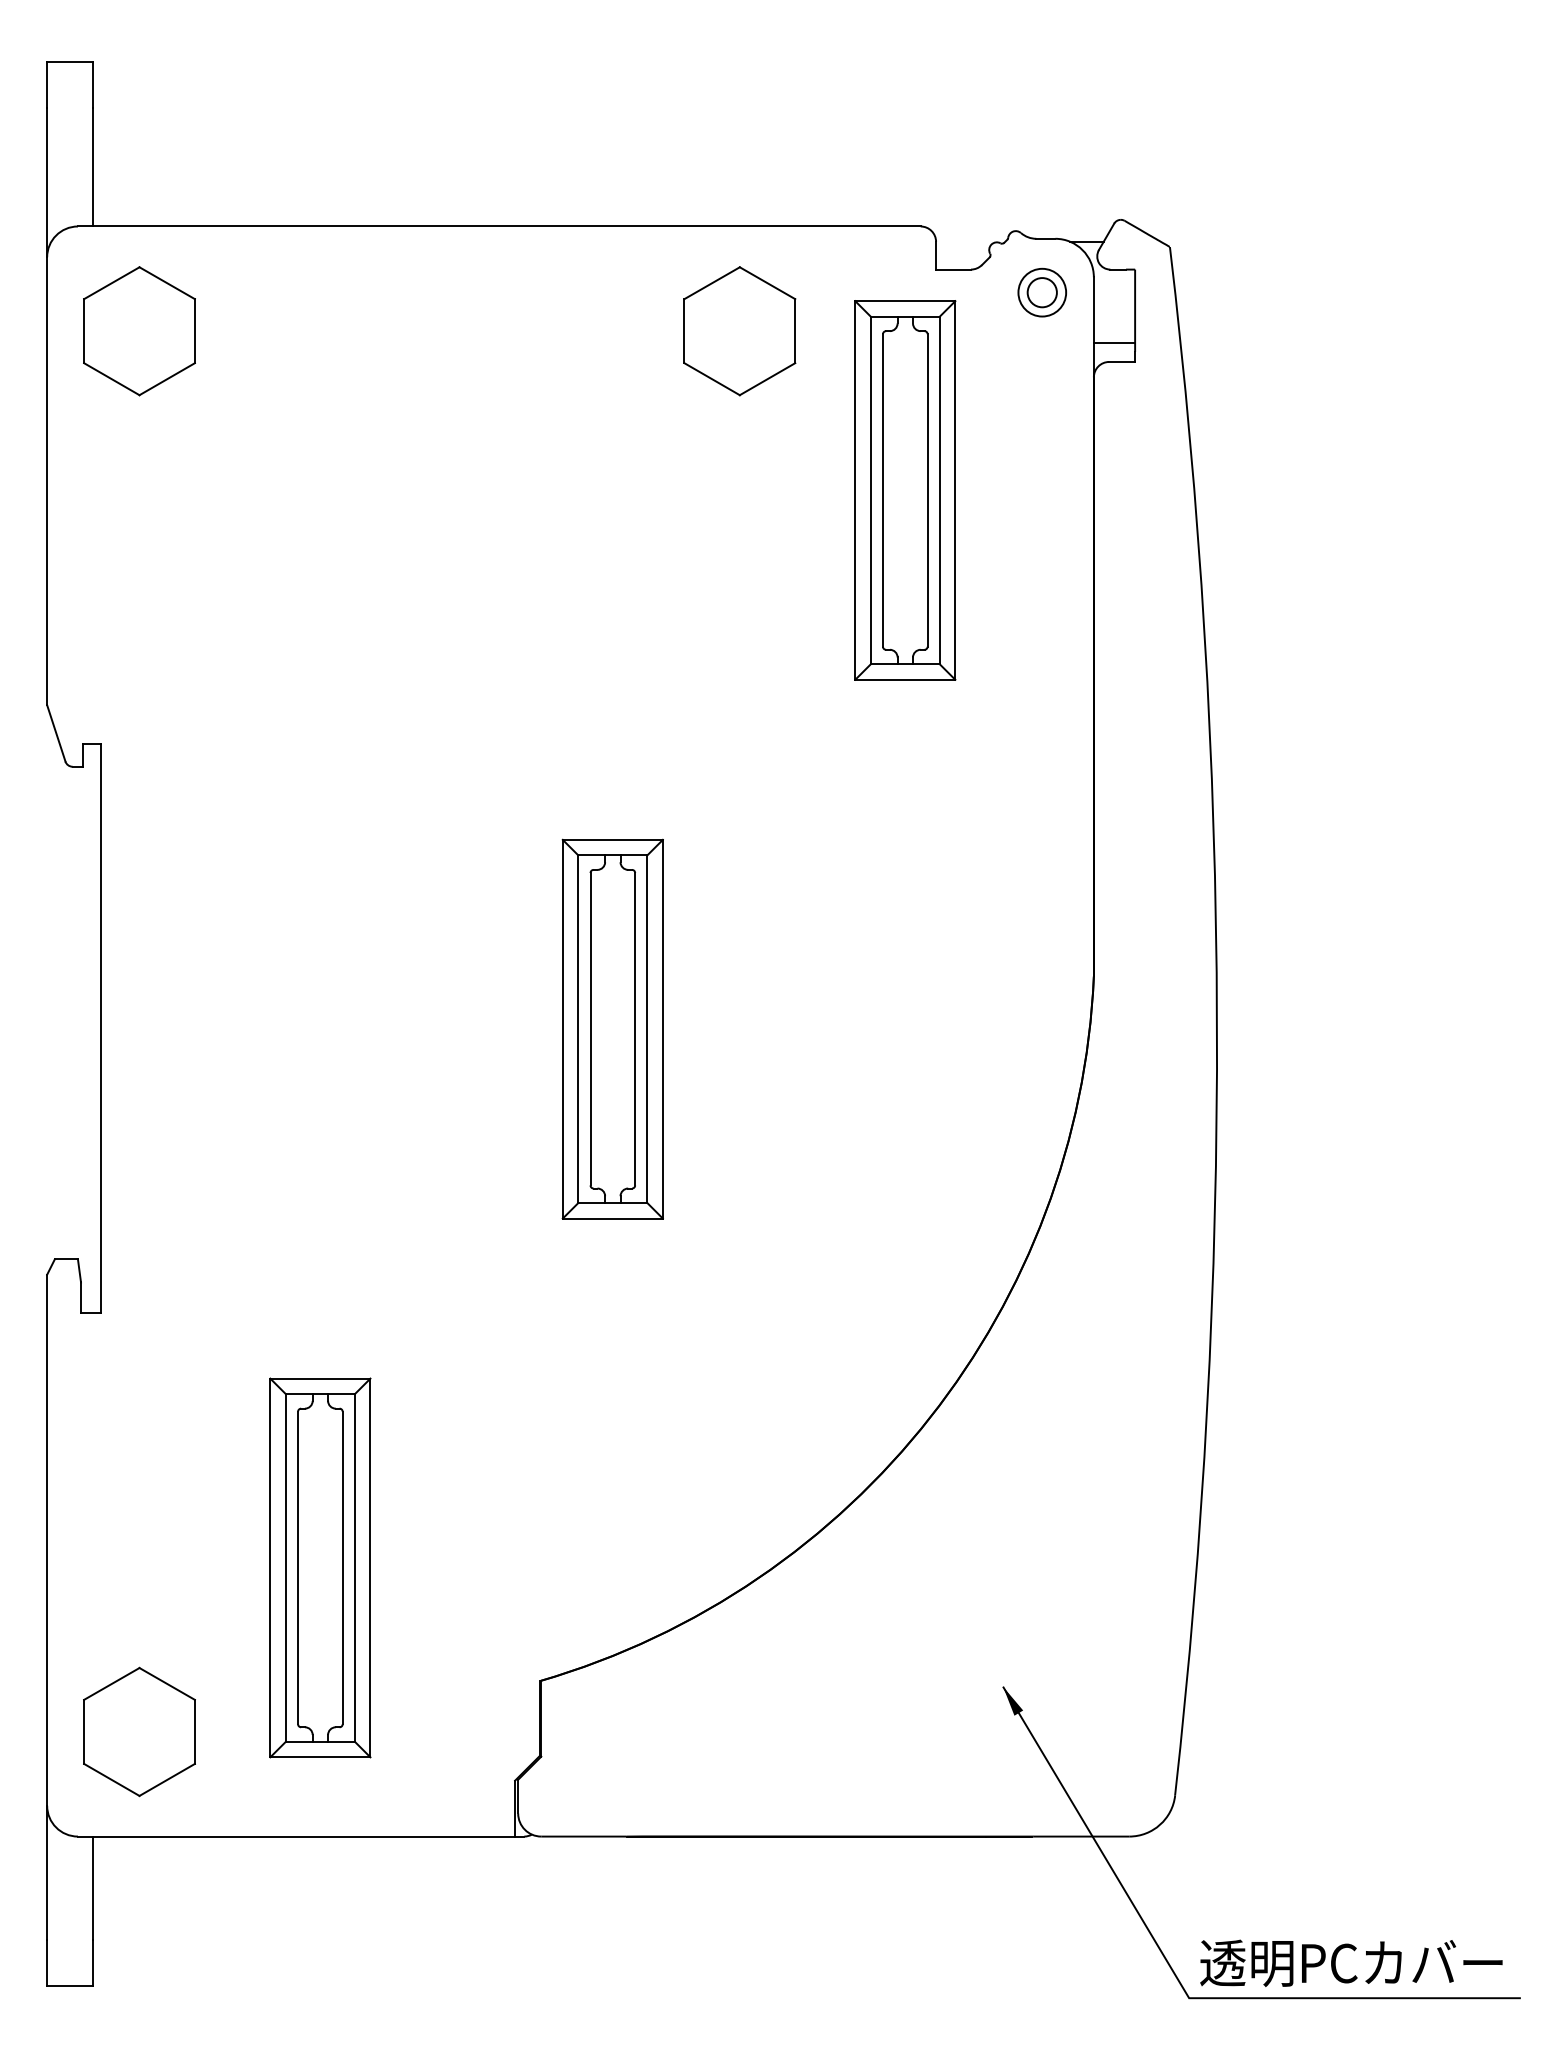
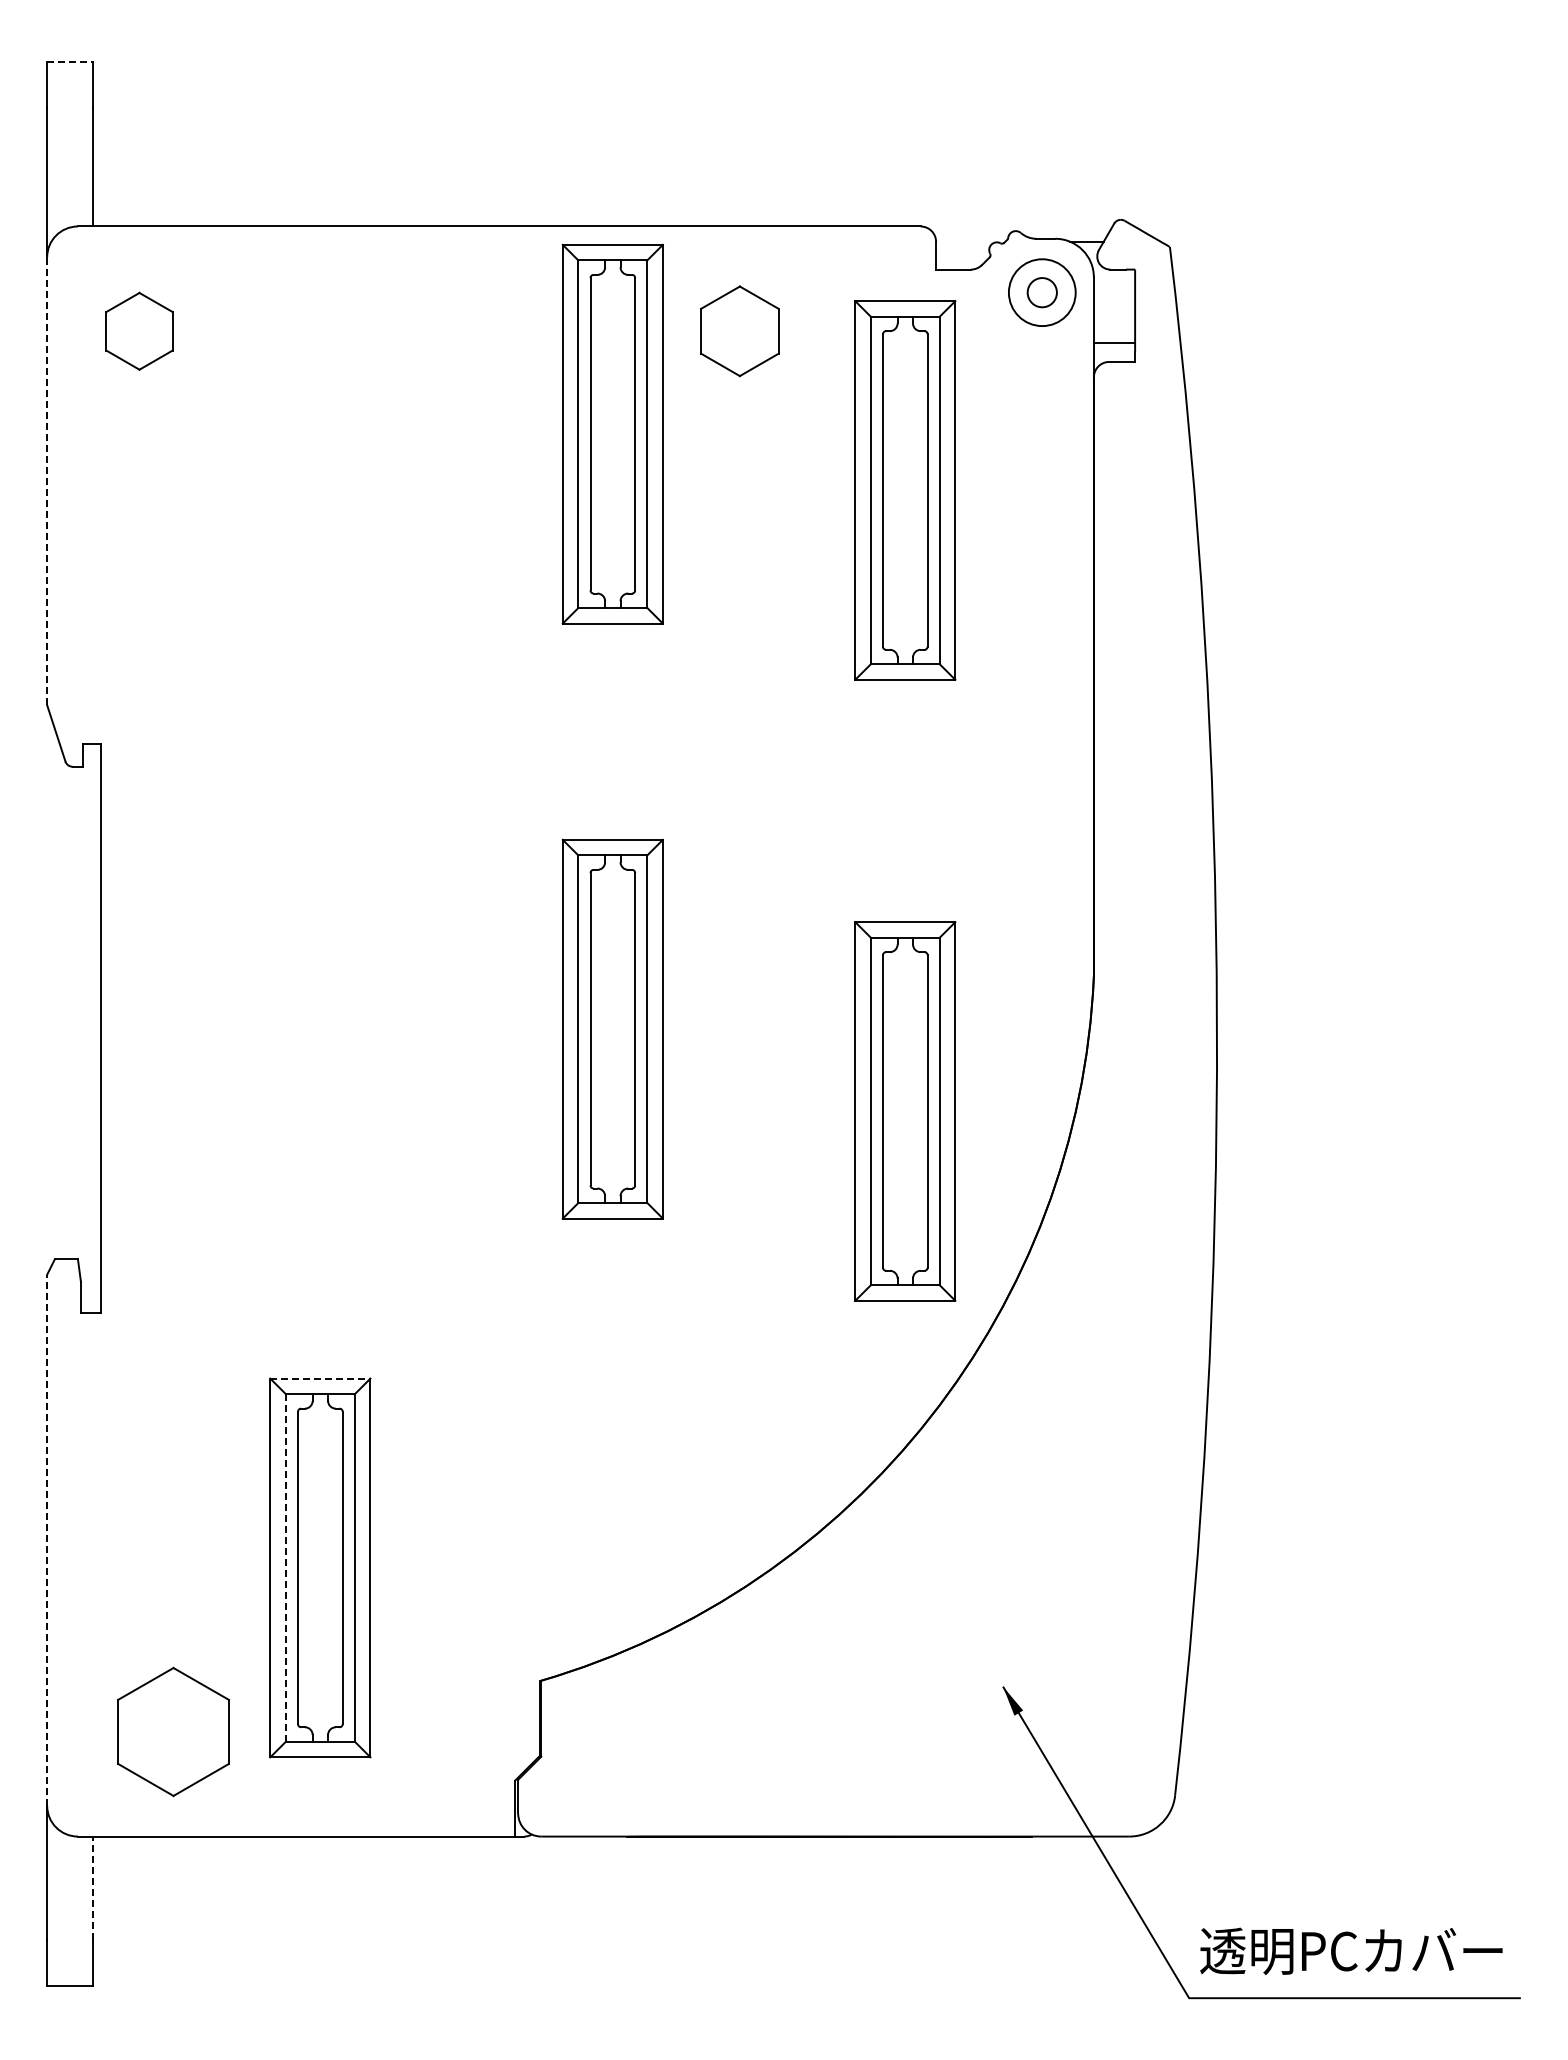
line: solid -> dashed (70, 61)
circle diameter: 48 px -> 67 px (1041, 292)
part size: 113x131 px -> 69x80 px (139, 330)
part size: 114x131 px -> 80x93 px (739, 331)
part: none -> present (612, 433)
line: solid -> dashed (47, 481)
part: none -> present (905, 1111)
line: solid -> dashed (320, 1378)
line: solid -> dashed (47, 1540)
line: solid -> dashed (285, 1567)
part position: (139, 1731) -> (173, 1731) (173, 1731)
line: solid -> dashed (93, 1888)
text position: (1351, 1962) -> (1351, 1950) (1351, 1950)
